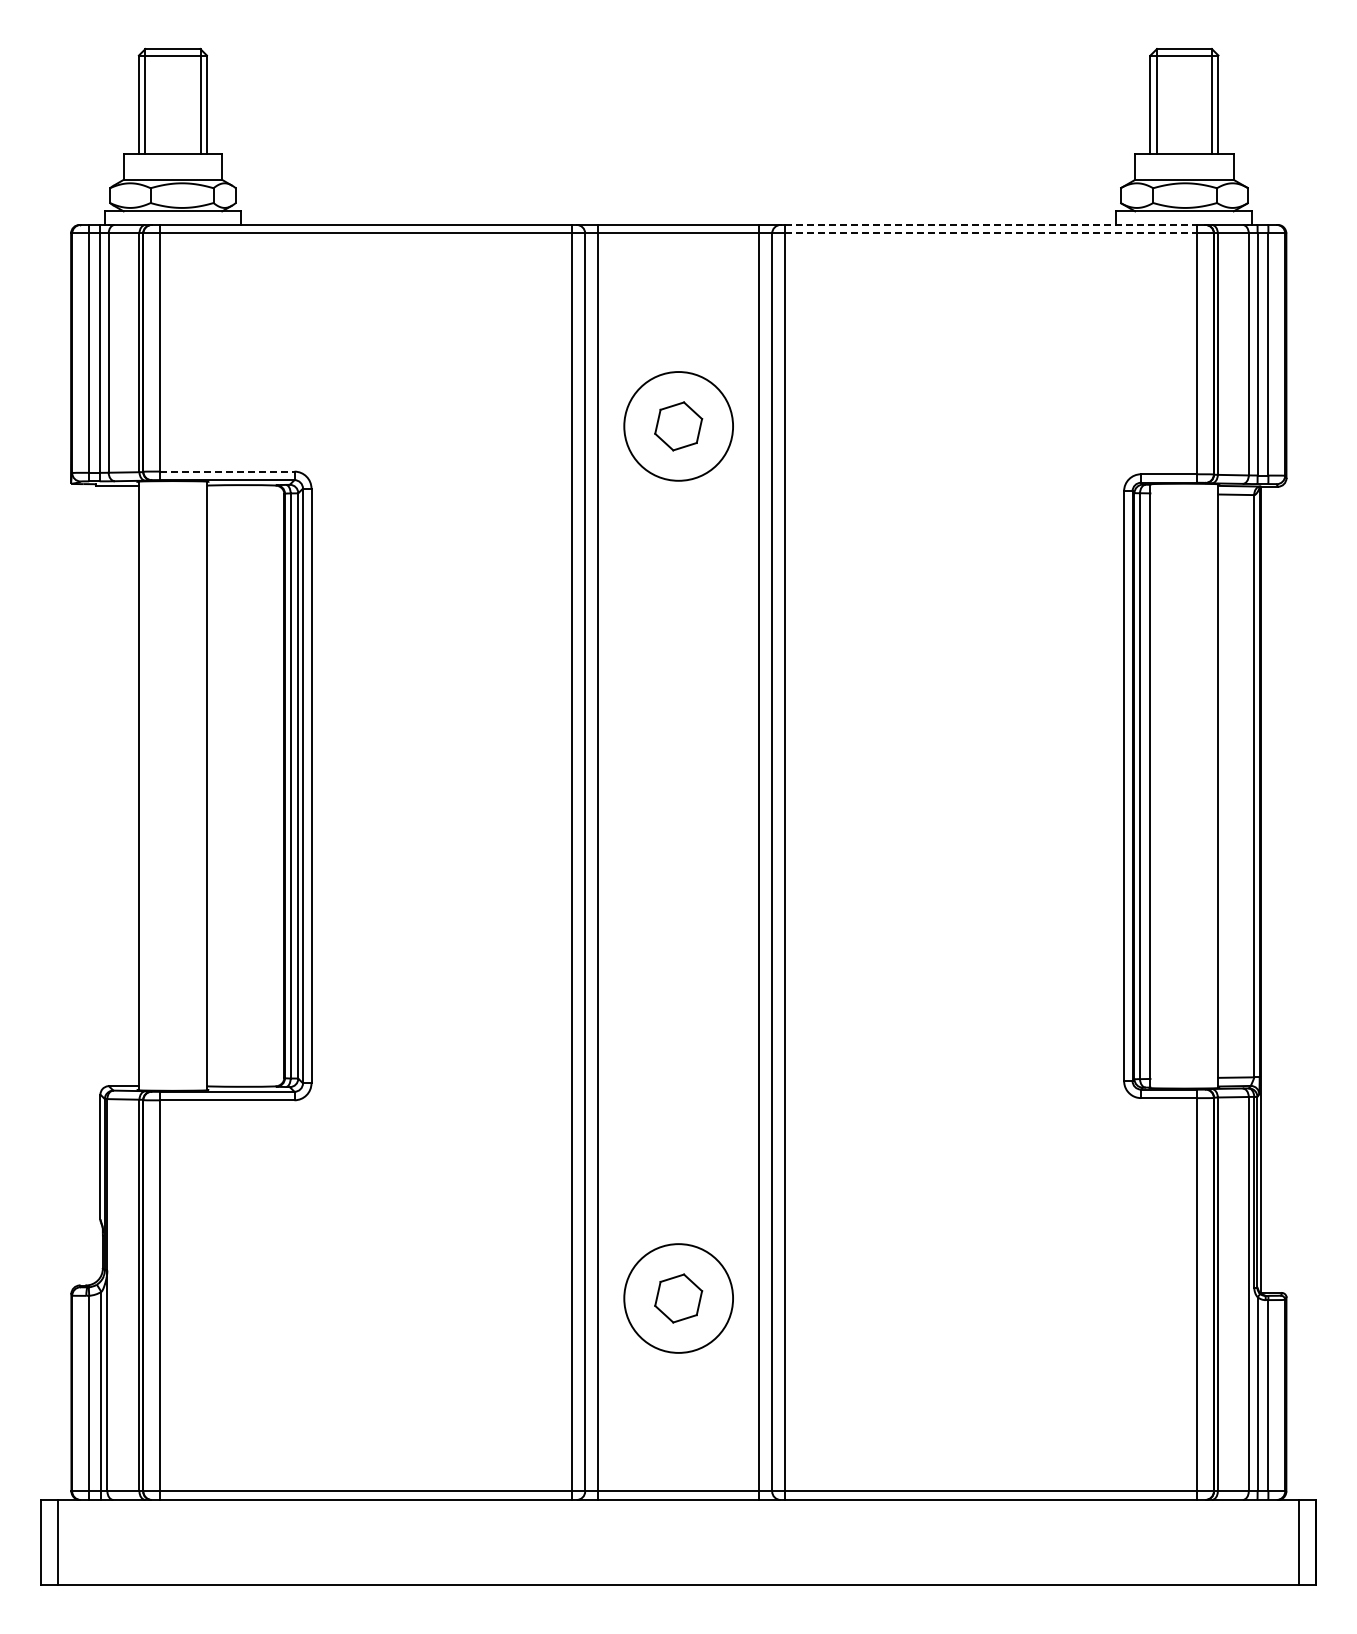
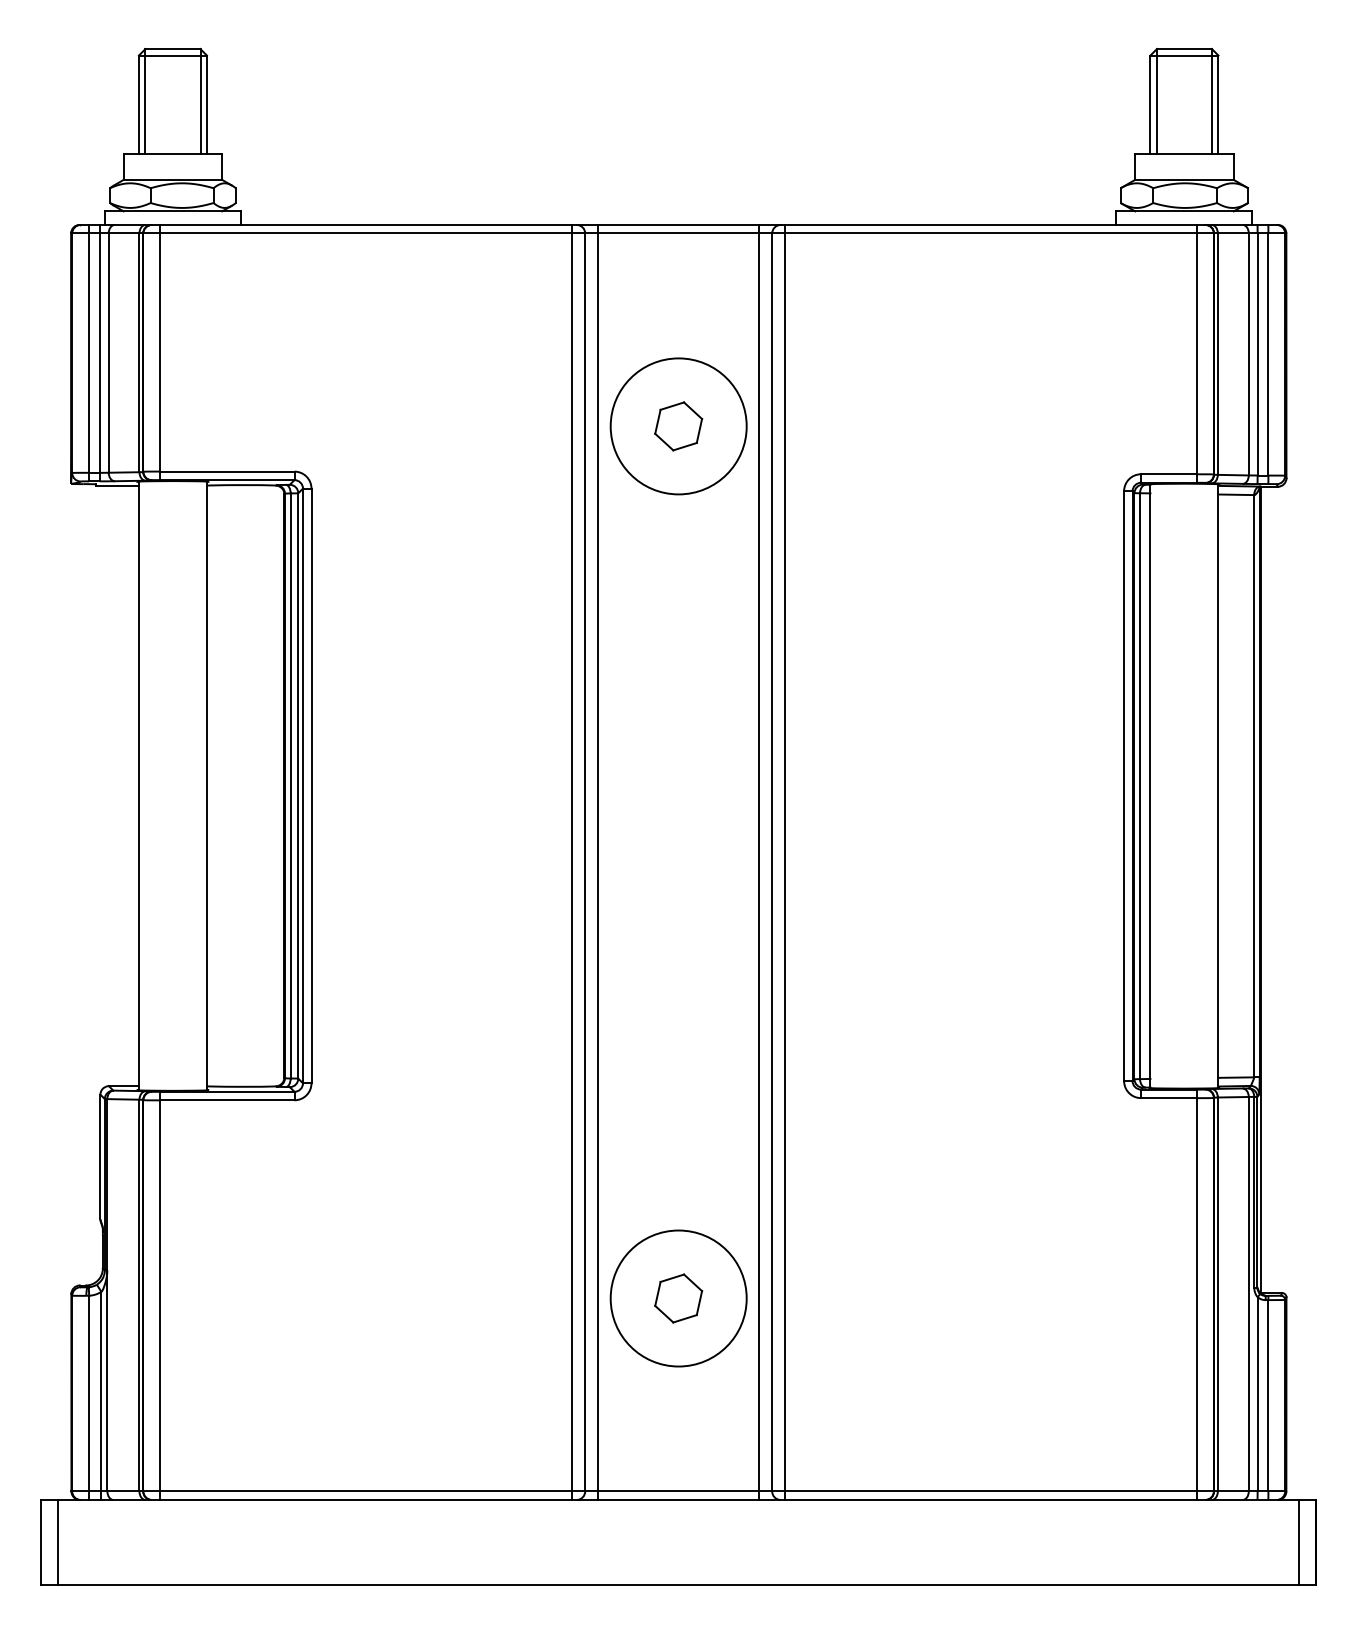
line: dashed -> solid (990, 224)
line: dashed -> solid (990, 233)
circle diameter: 109 px -> 136 px (678, 426)
line: dashed -> solid (227, 471)
circle diameter: 109 px -> 136 px (678, 1298)
